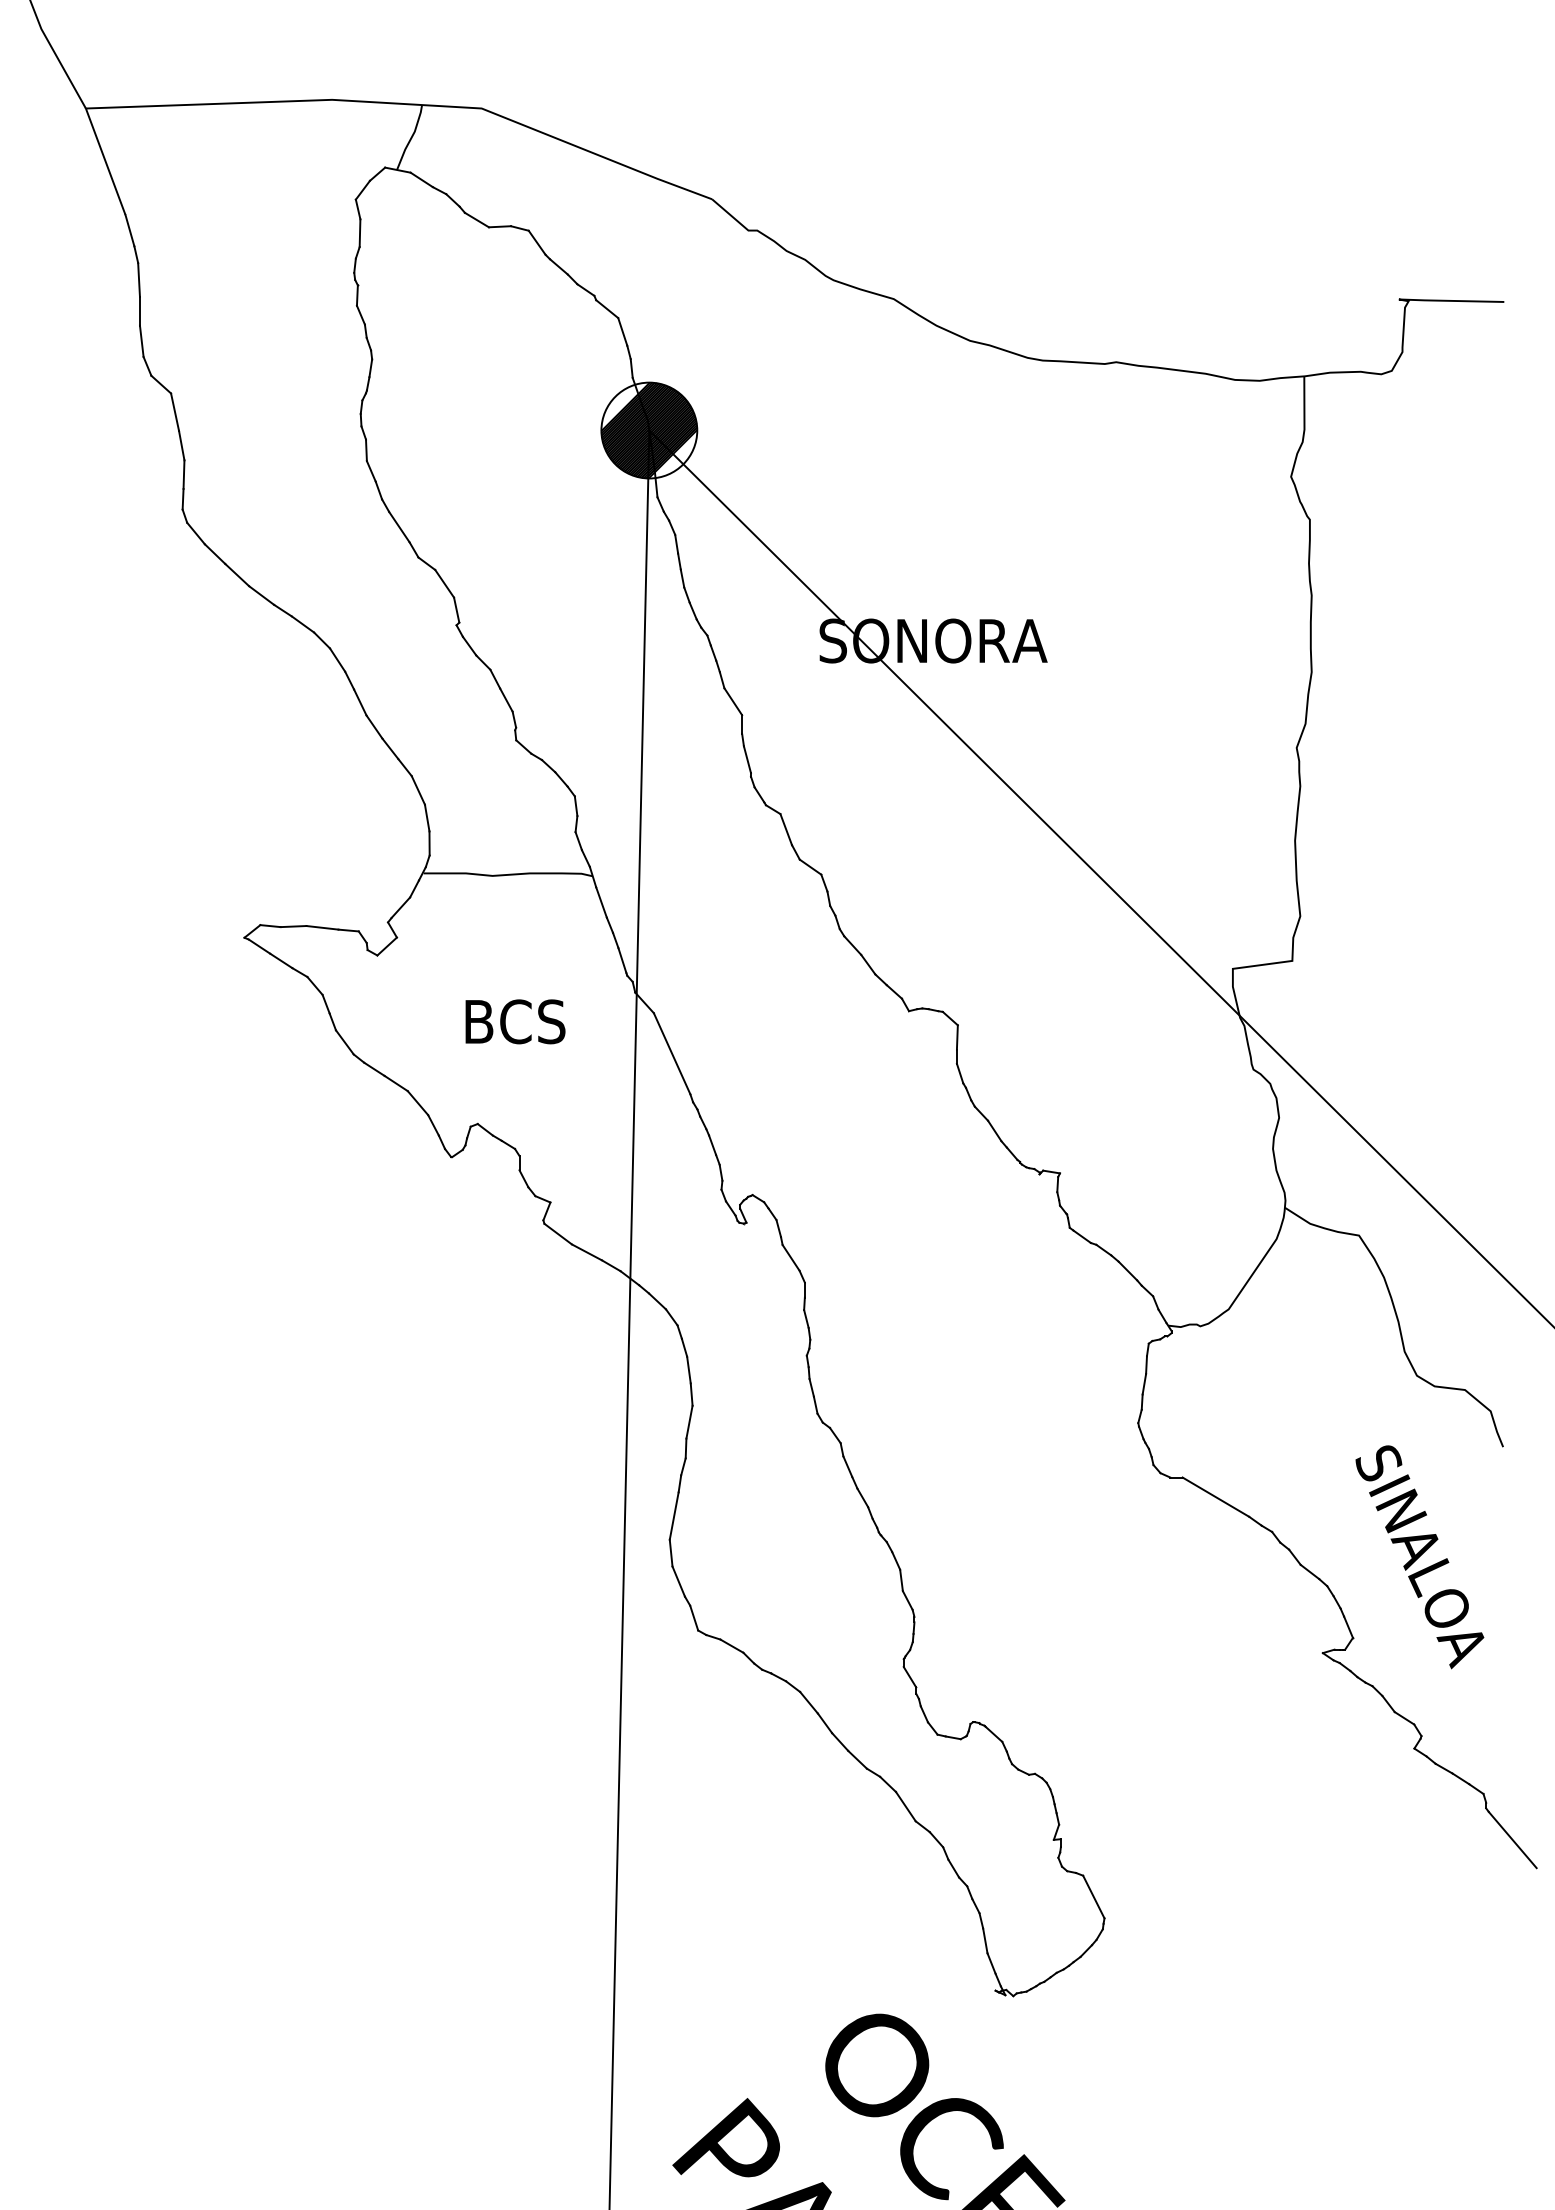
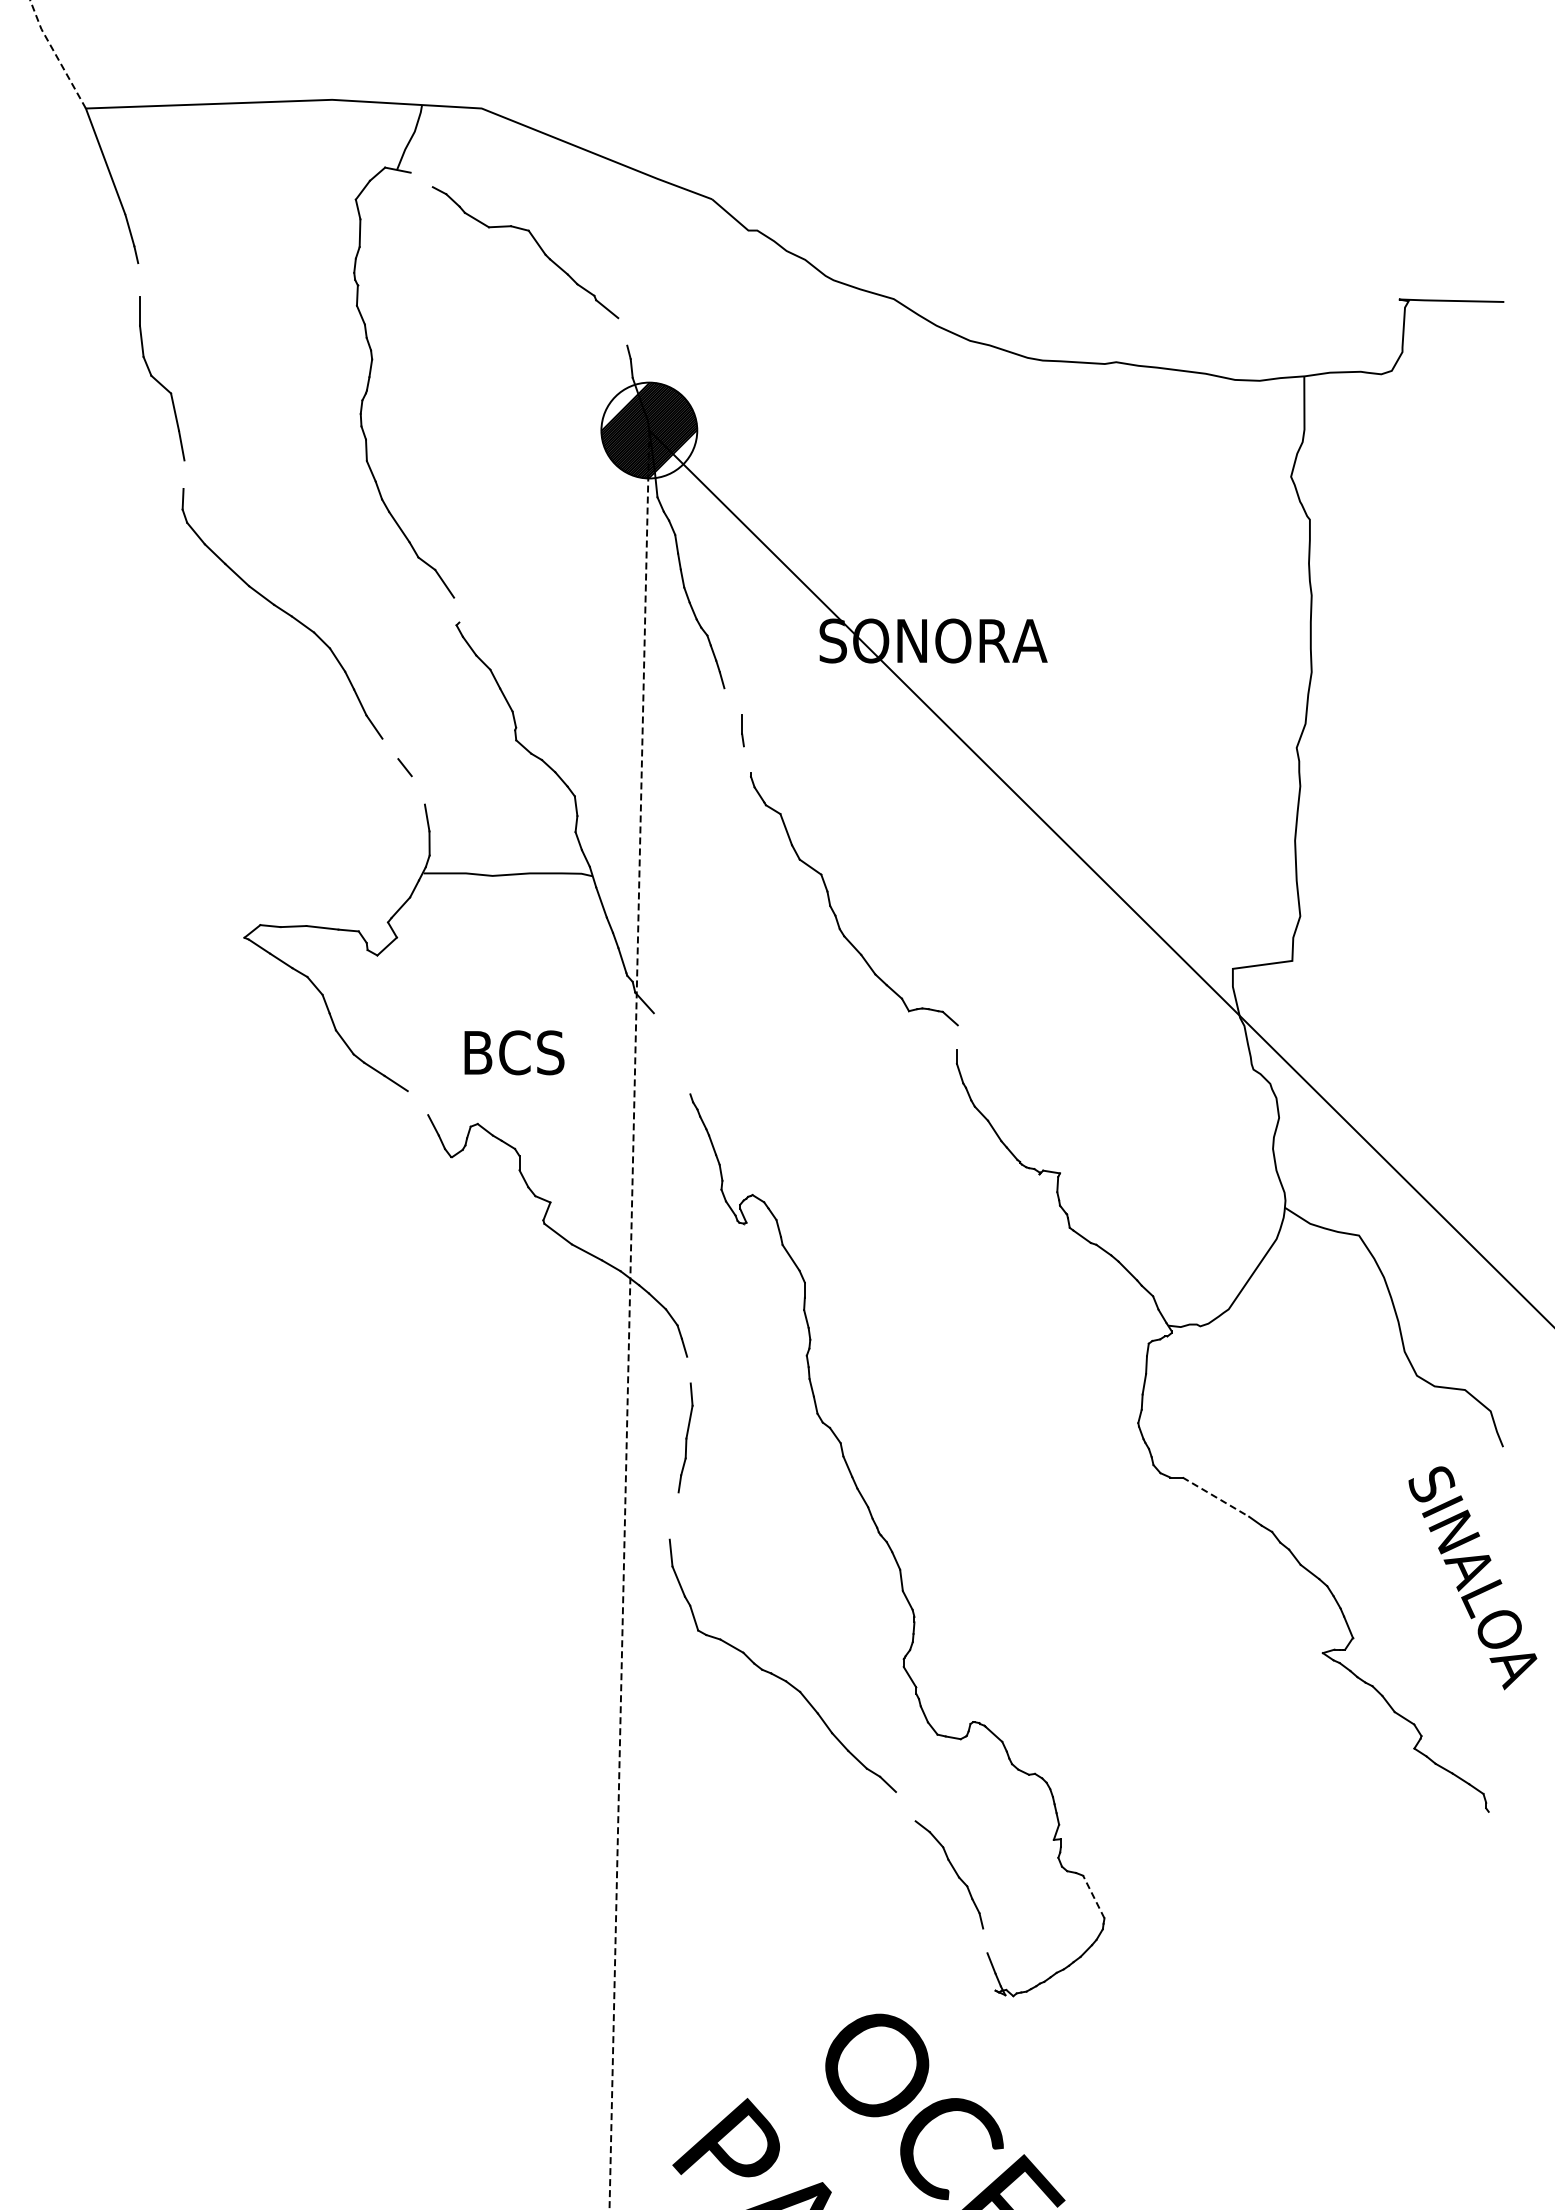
line: solid -> dashed (55, 54)
line: present -> none (421, 179)
line: present -> none (138, 280)
line: present -> none (622, 331)
line: present -> none (183, 474)
line: present -> none (456, 609)
line: present -> none (733, 701)
line: present -> none (390, 748)
line: present -> none (746, 759)
line: present -> none (417, 790)
text position: (515, 1021) -> (514, 1052) (514, 1052)
line: present -> none (956, 1037)
line: present -> none (671, 1053)
line: present -> none (417, 1103)
line: solid -> dashed (629, 1320)
line: present -> none (688, 1369)
line: solid -> dashed (1215, 1497)
line: present -> none (673, 1515)
text position: (1419, 1557) -> (1472, 1578) (1472, 1578)
line: present -> none (905, 1806)
line: present -> none (1512, 1839)
line: solid -> dashed (1093, 1897)
line: present -> none (985, 1940)
